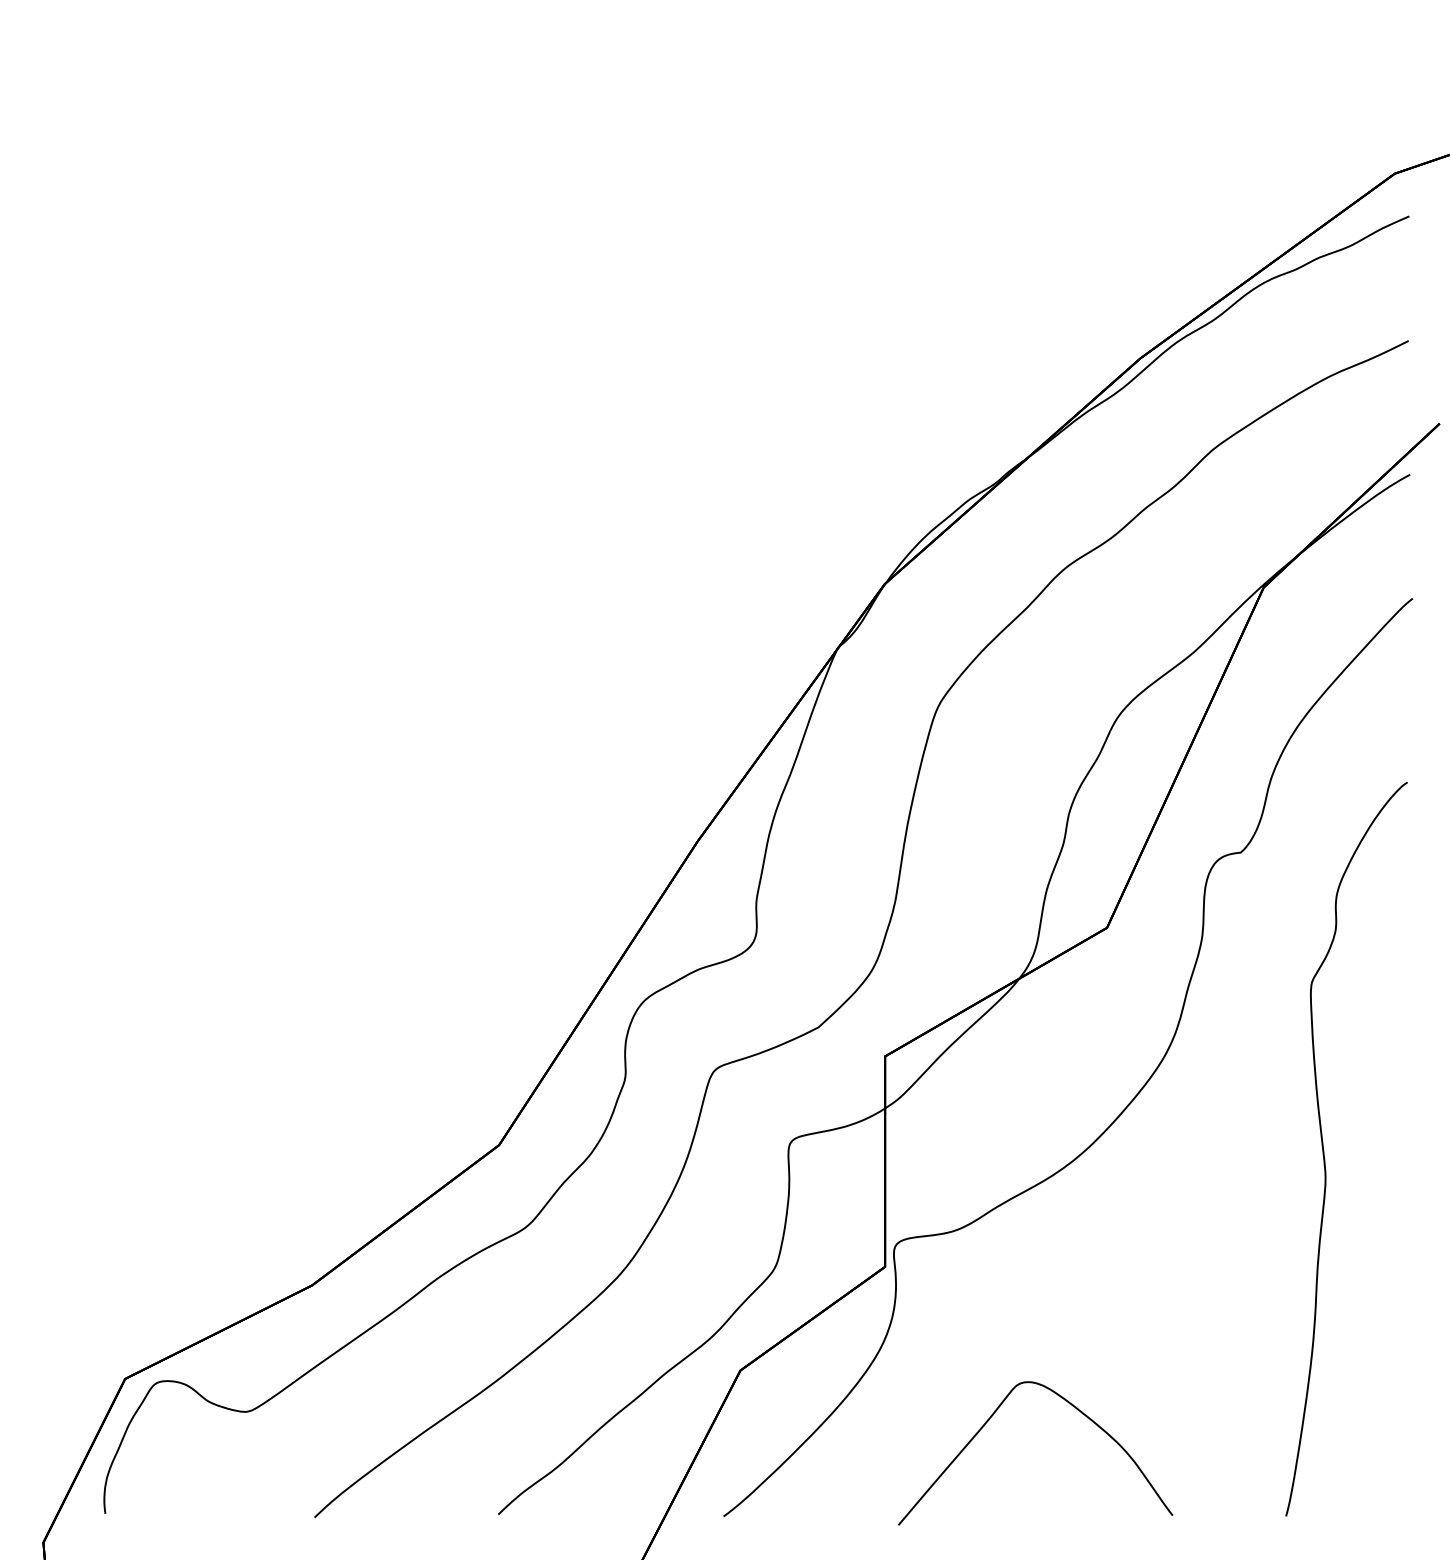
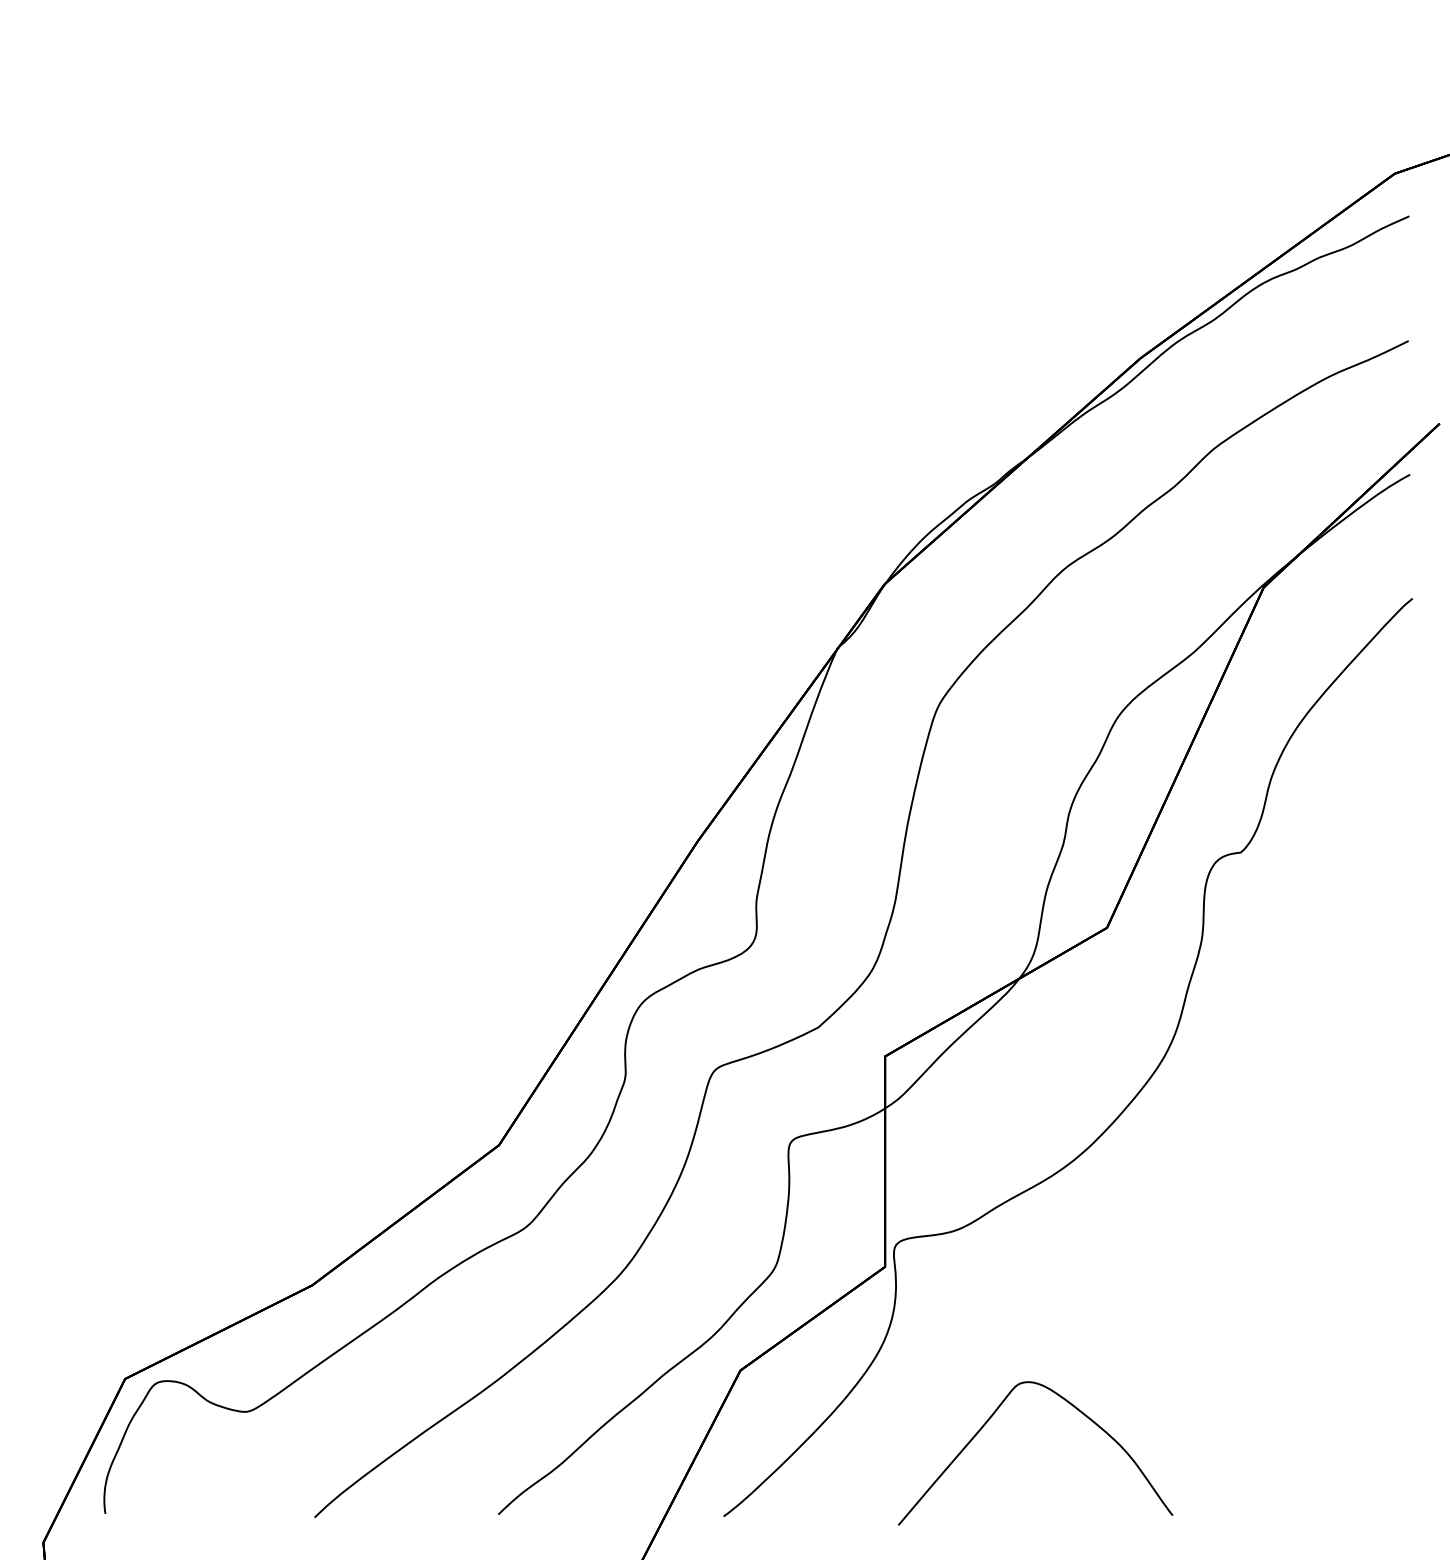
curve: present -> none (1324, 1150)
